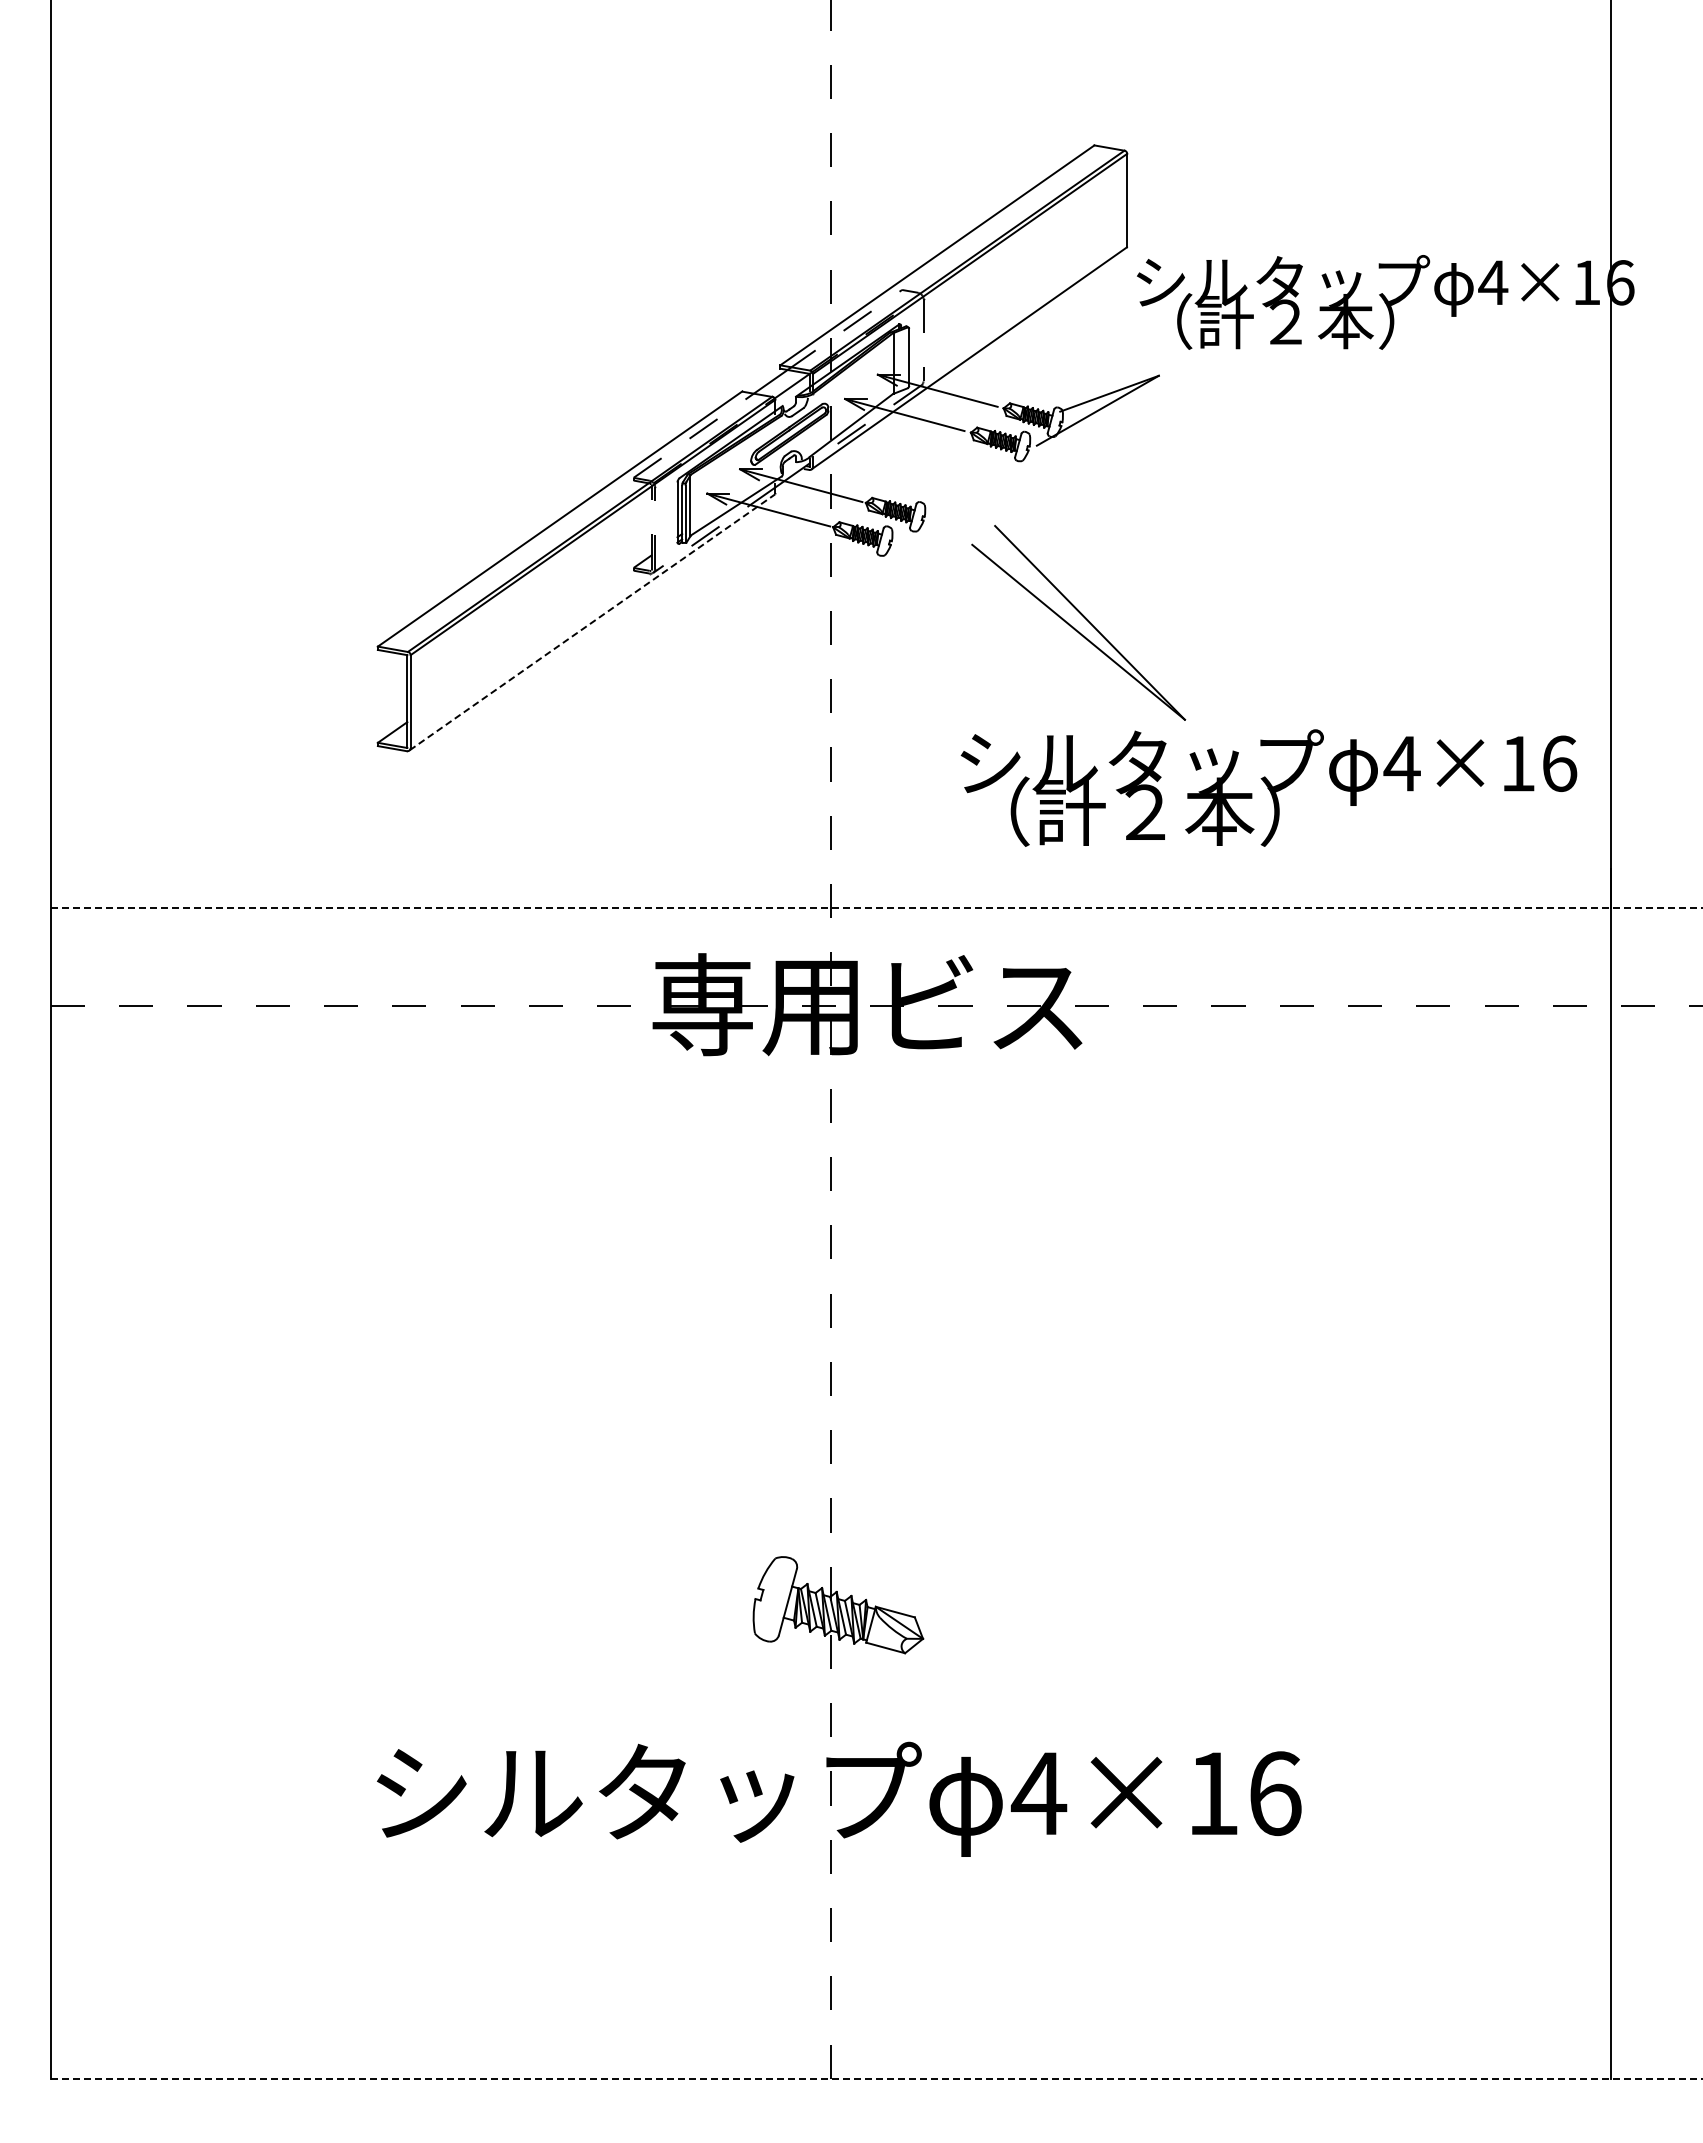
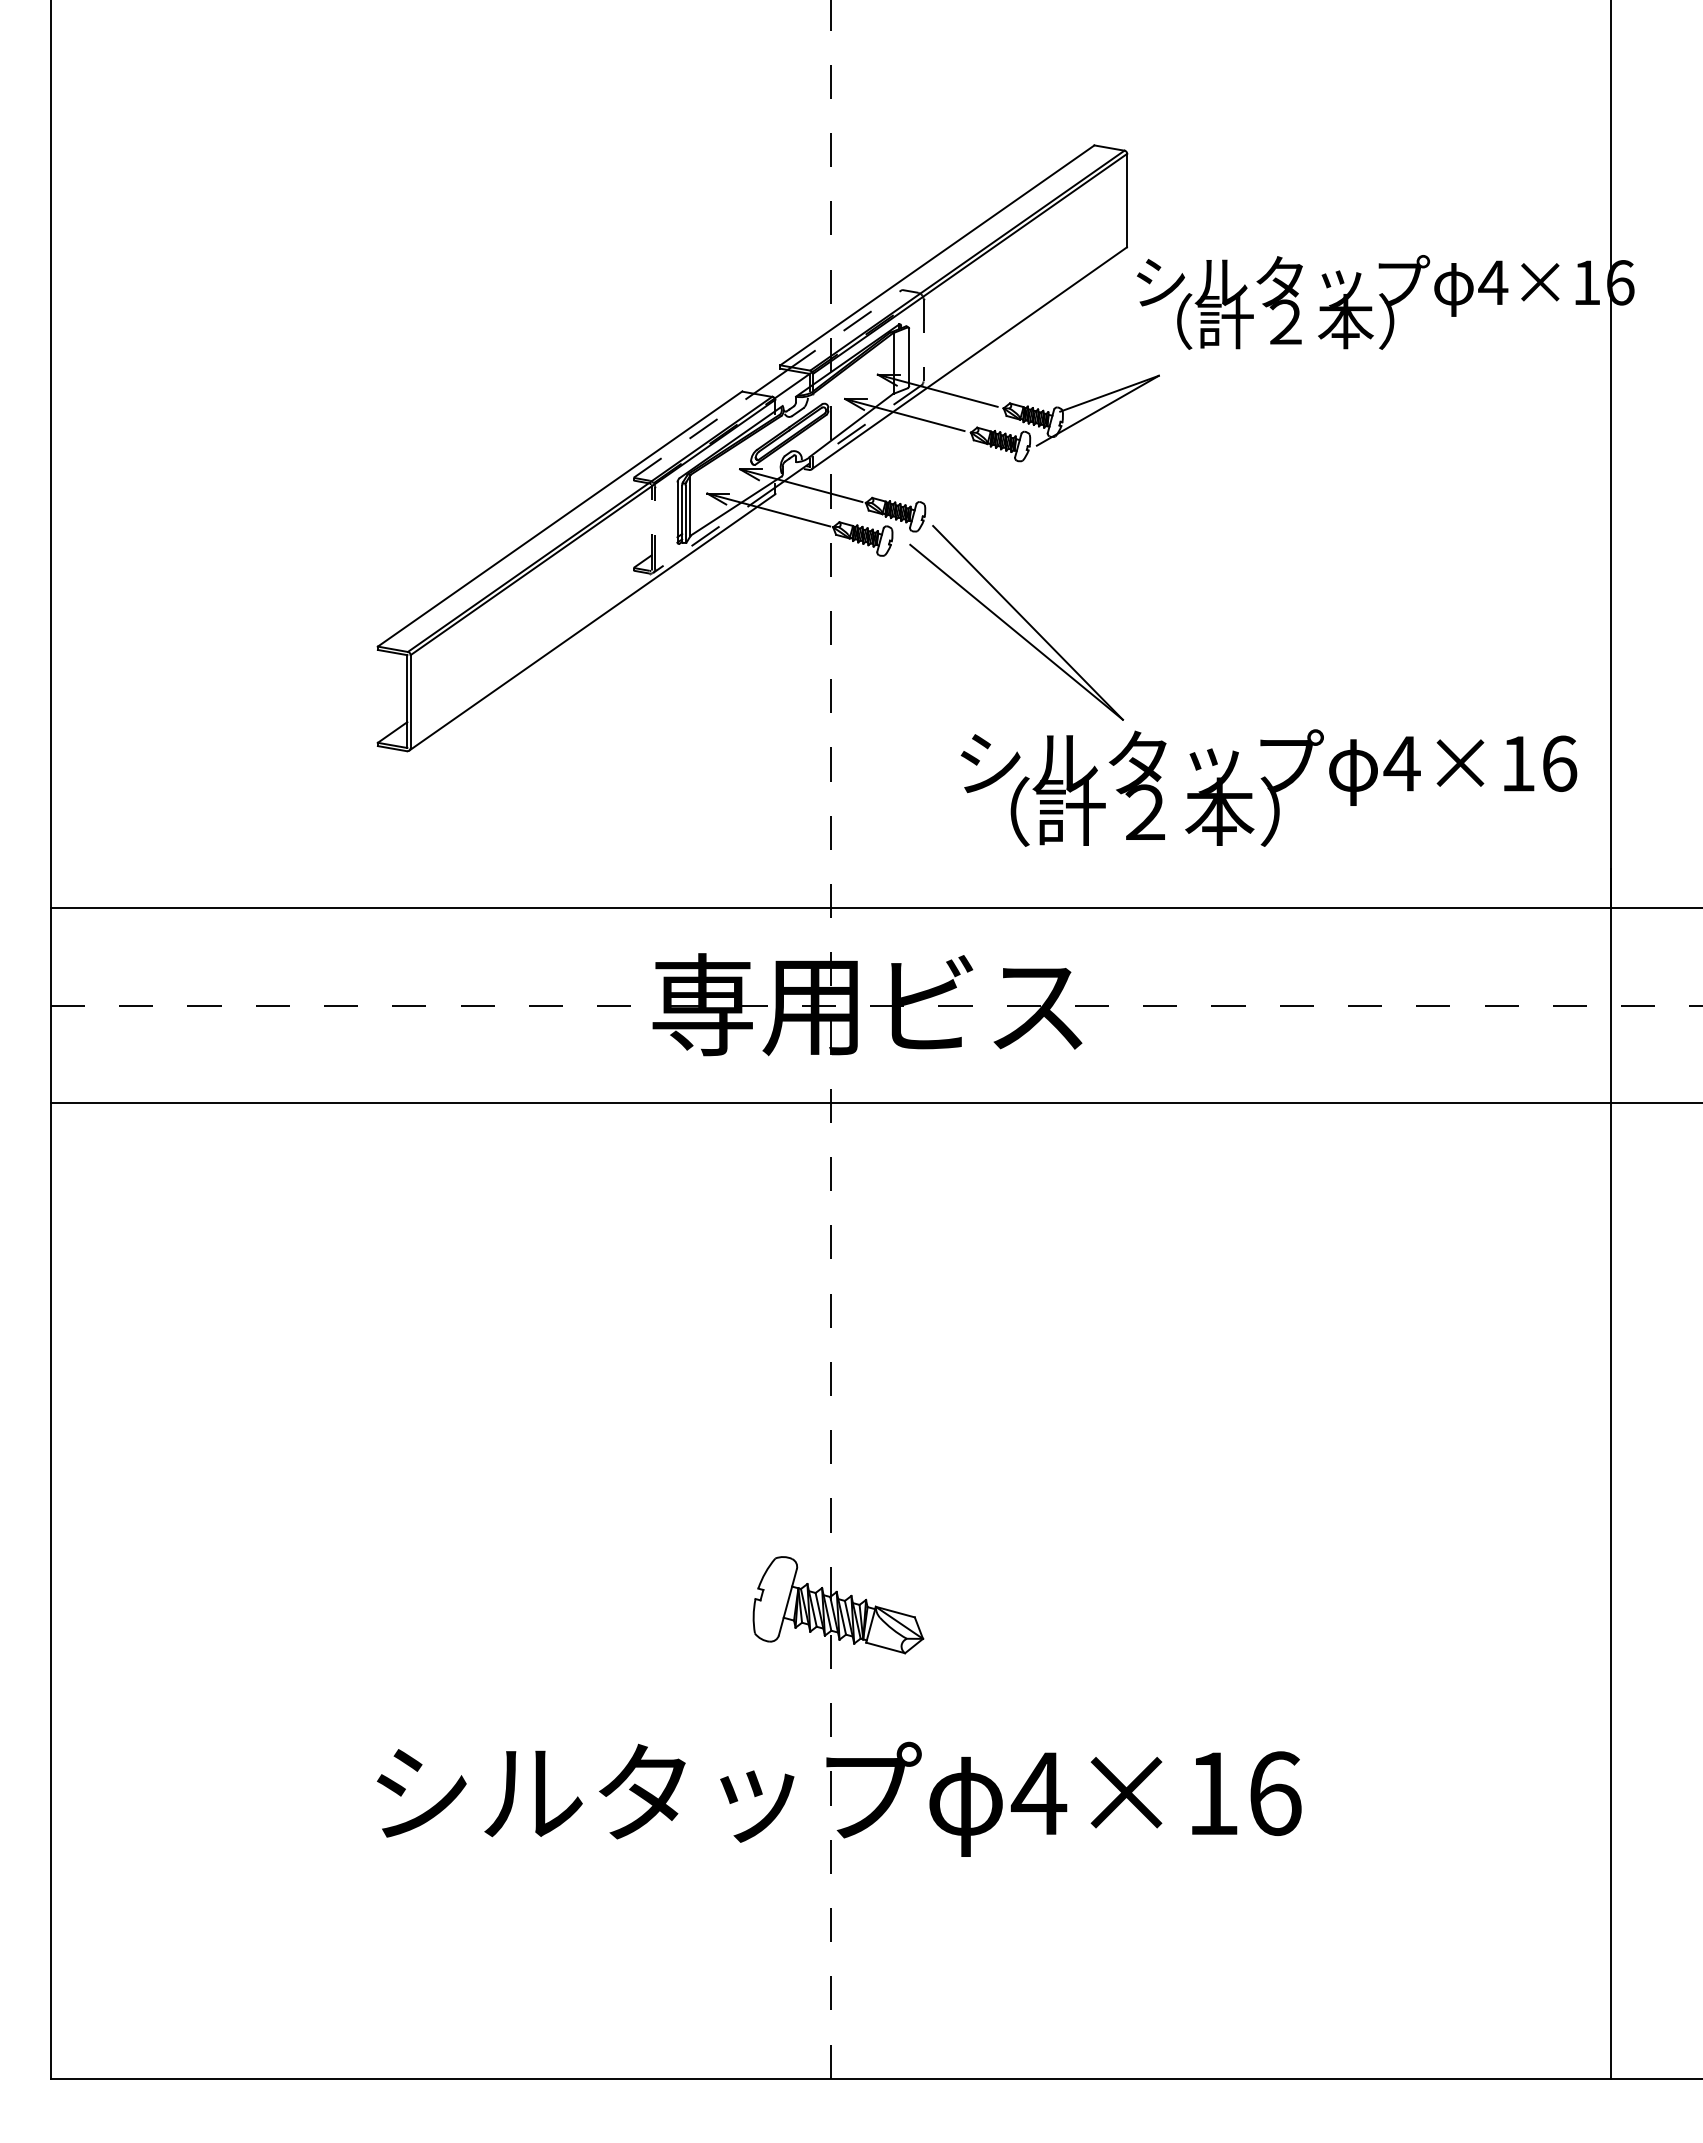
line: dashed -> solid (592, 622)
part position: (1073, 626) -> (1011, 626) (1011, 626)
line: dashed -> solid (876, 908)
line: none -> present (874, 1103)
line: dashed -> solid (876, 2078)
